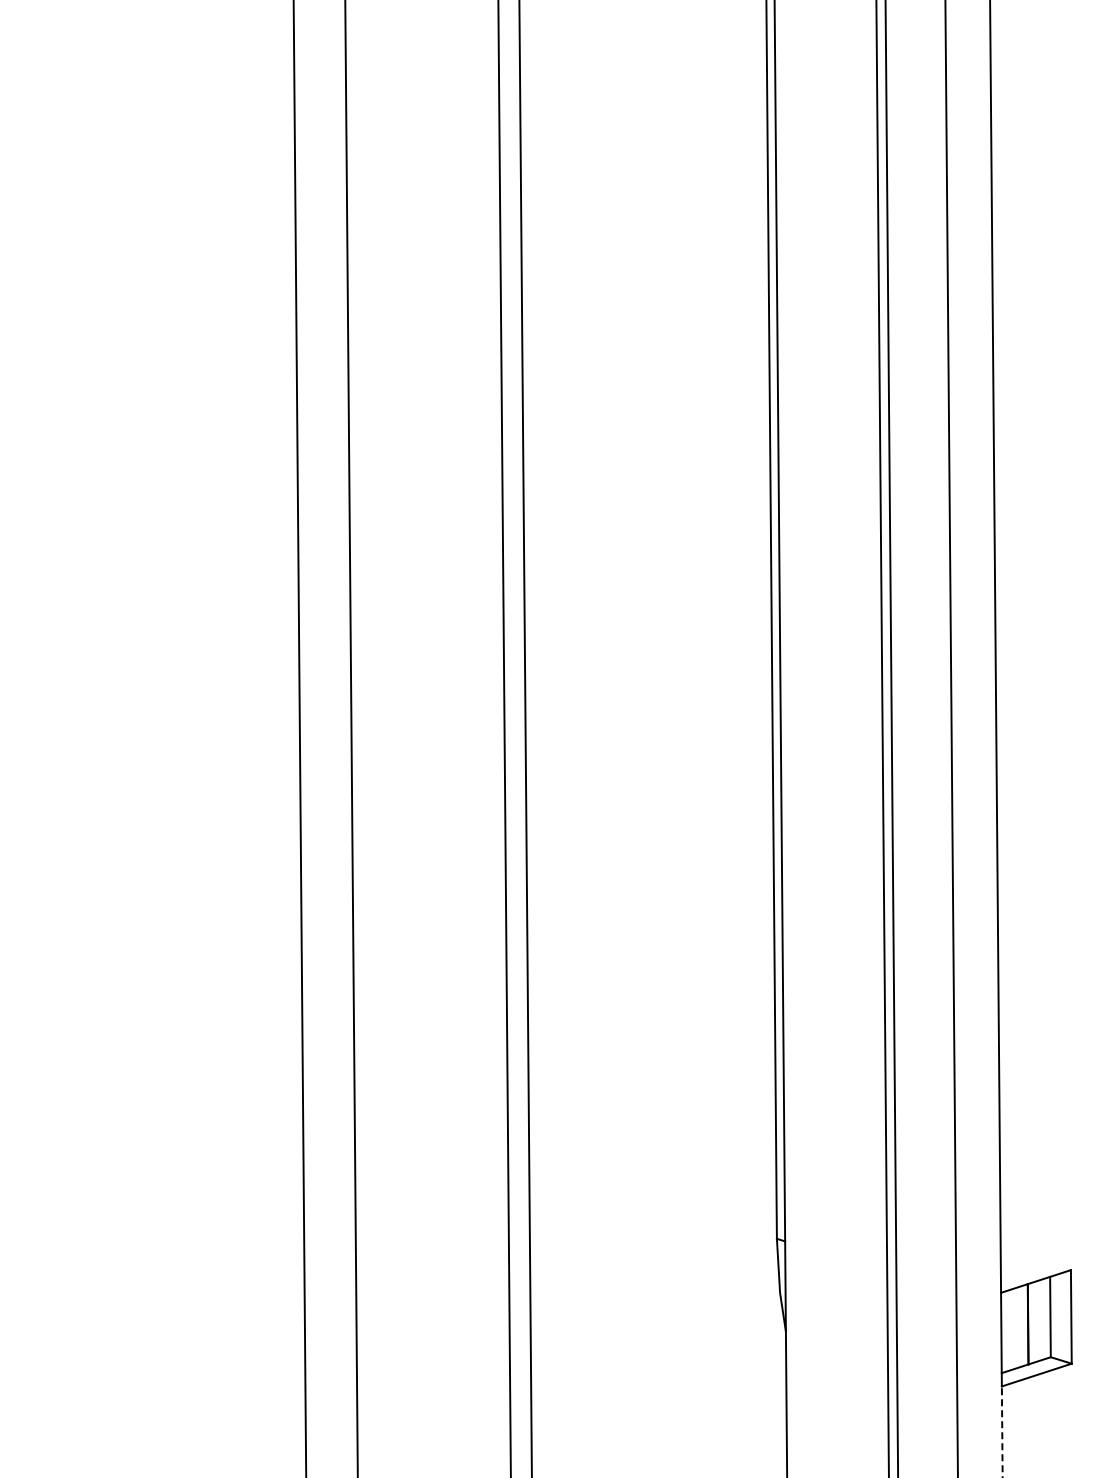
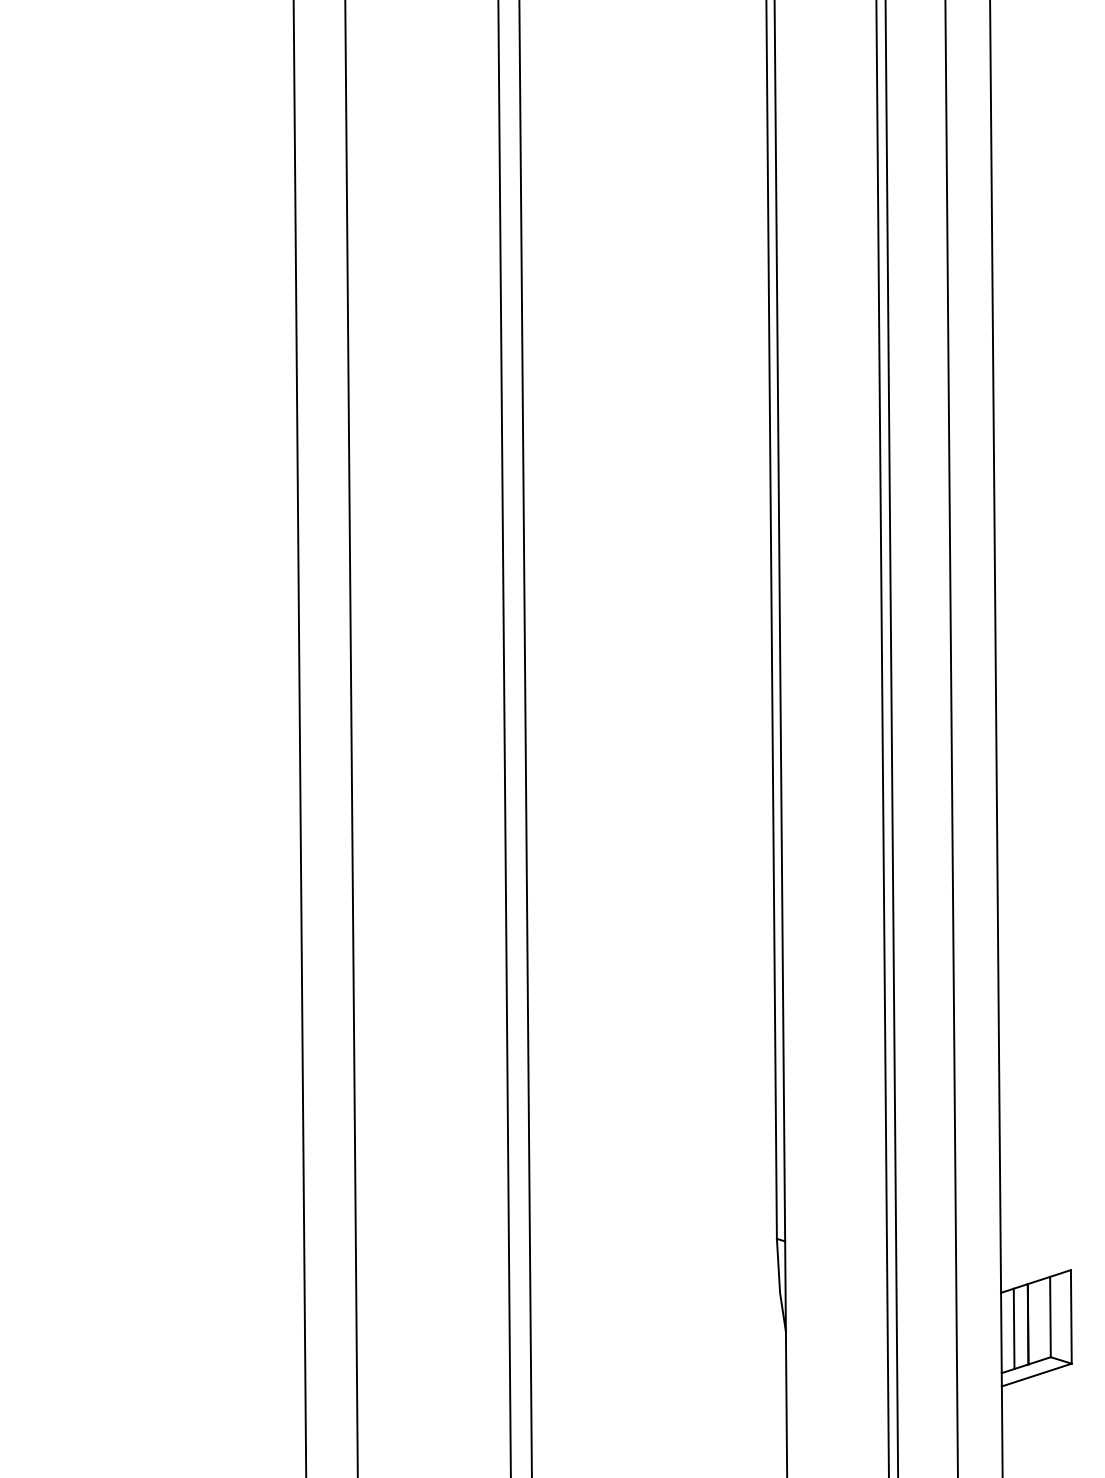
line: none -> present (1013, 1328)
line: dashed -> solid (1002, 1431)
